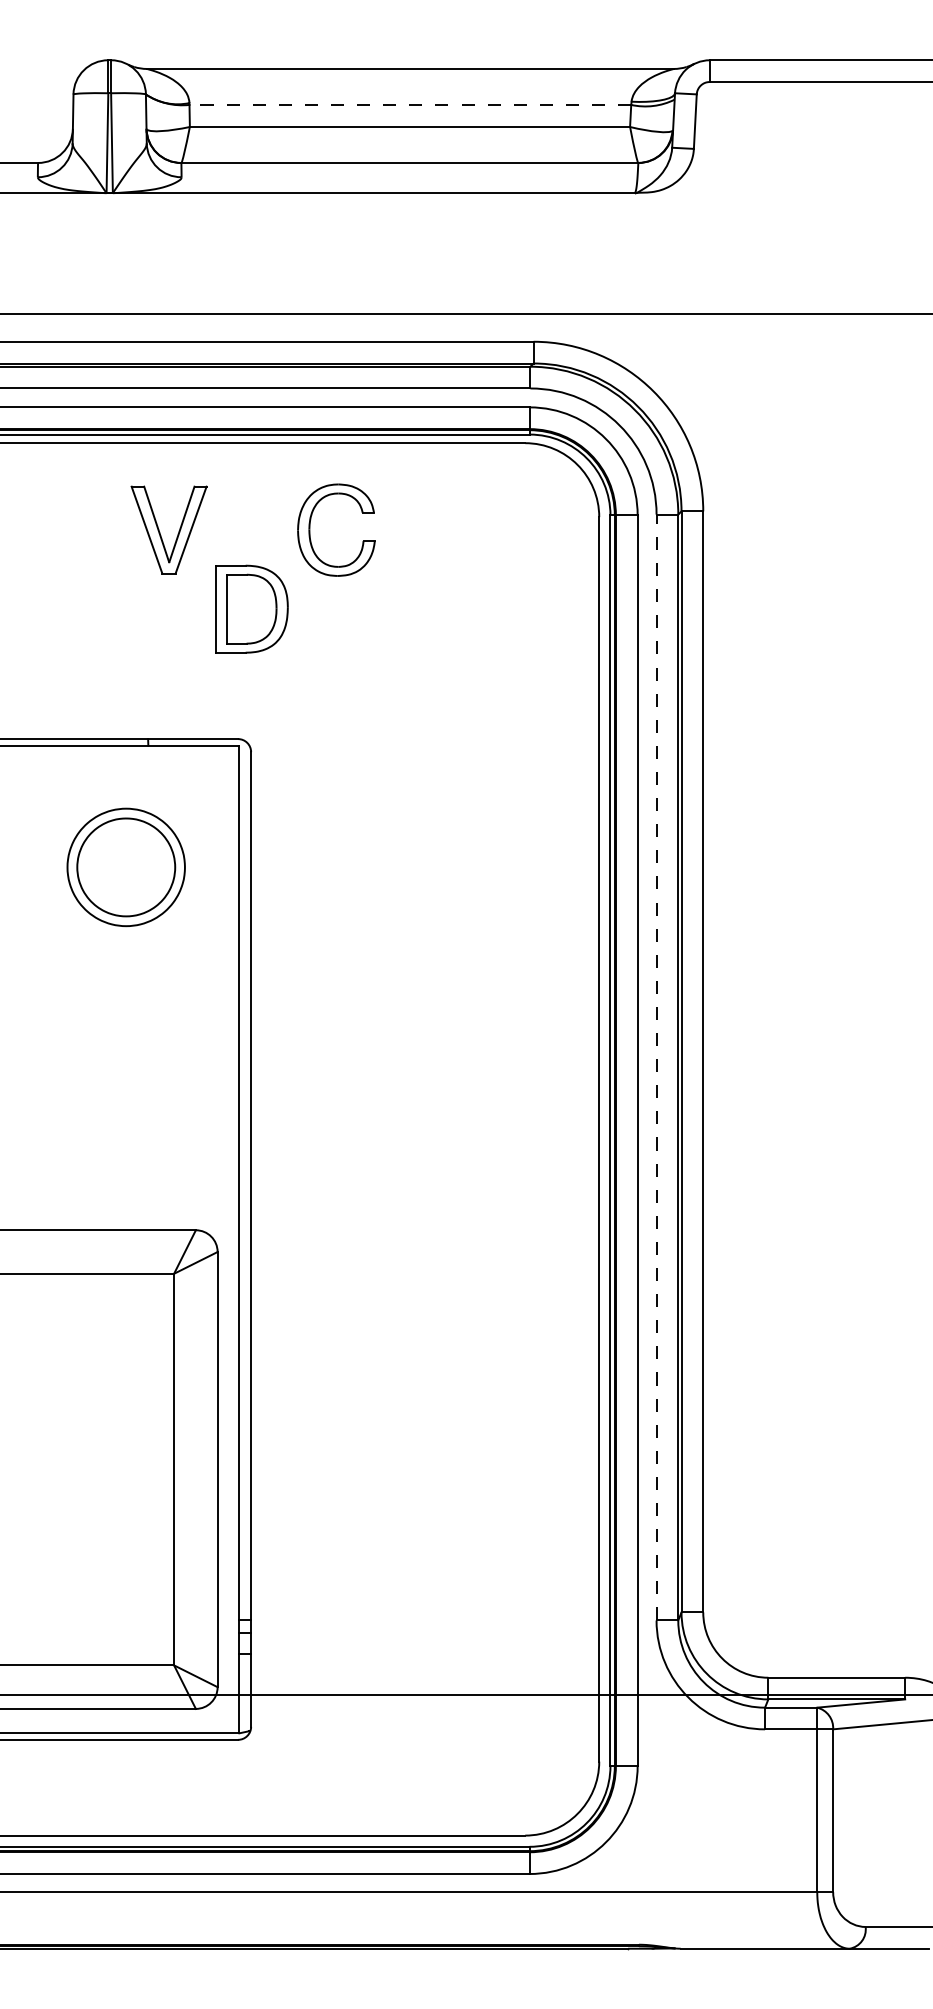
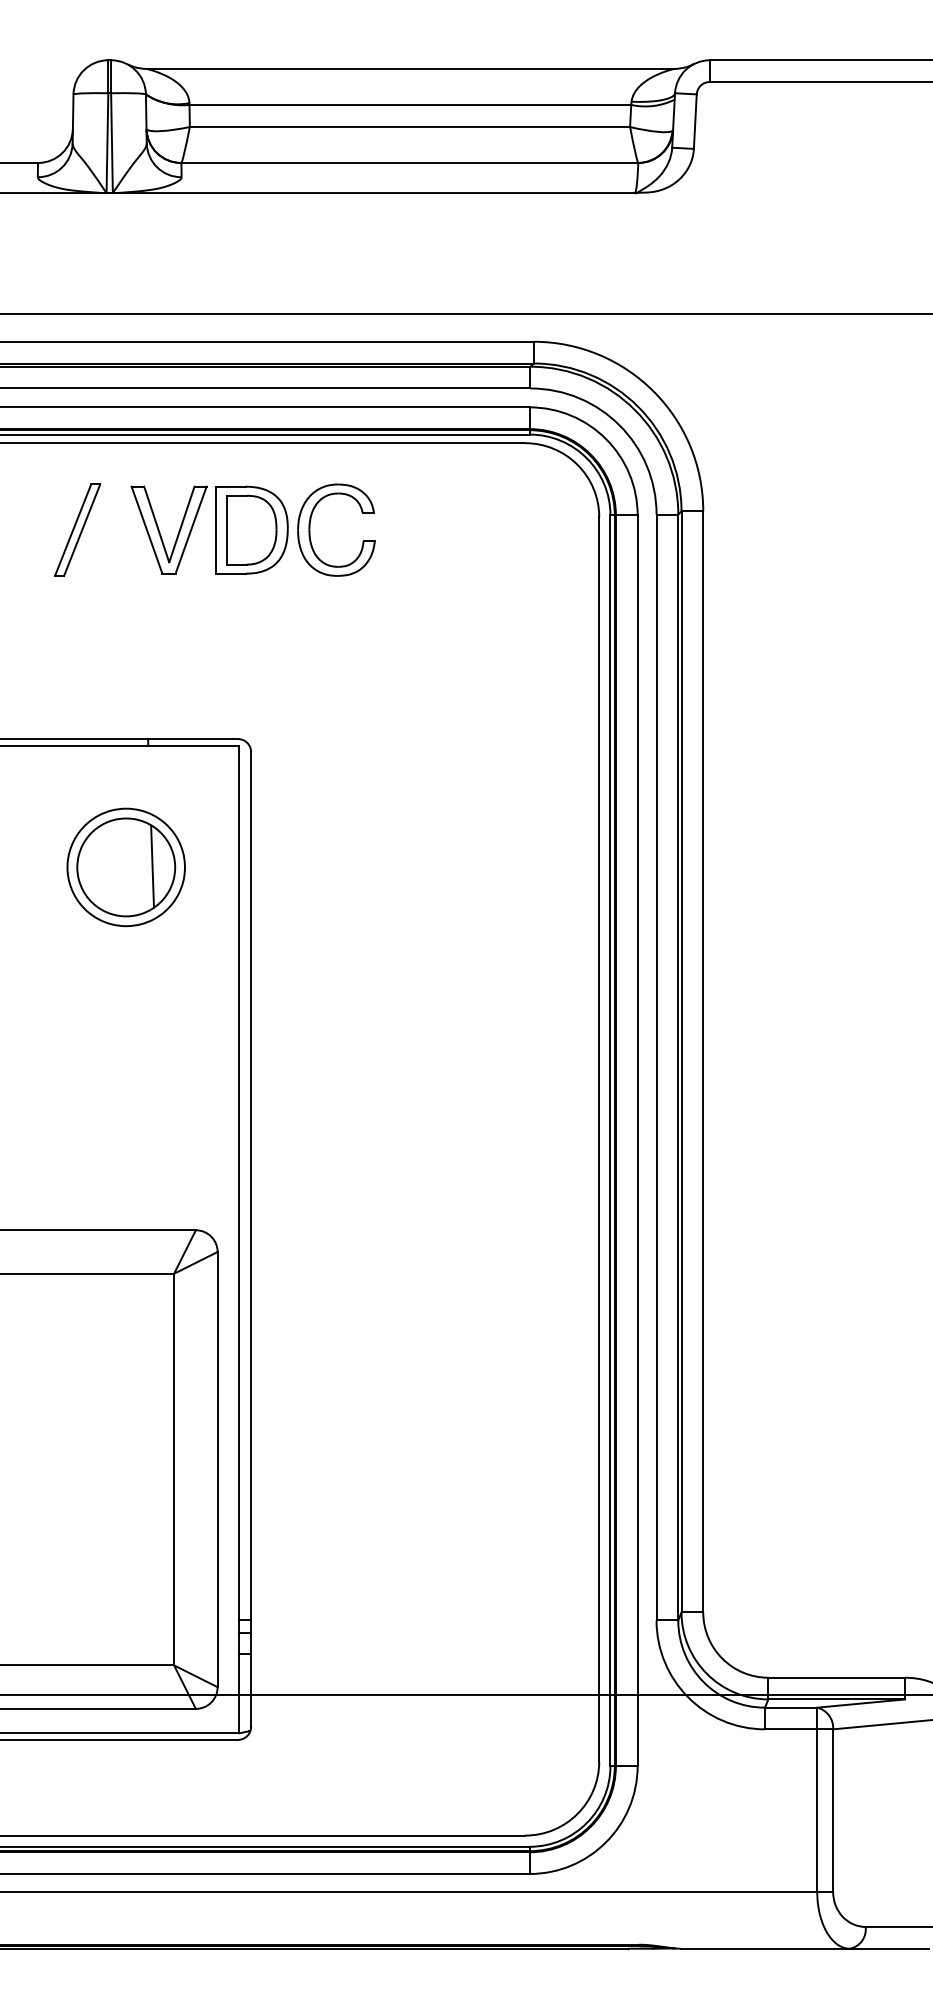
line: dashed -> solid (410, 104)
part: none -> present (77, 529)
part position: (251, 608) -> (251, 529) (251, 529)
line: none -> present (152, 866)
line: dashed -> solid (656, 1067)
